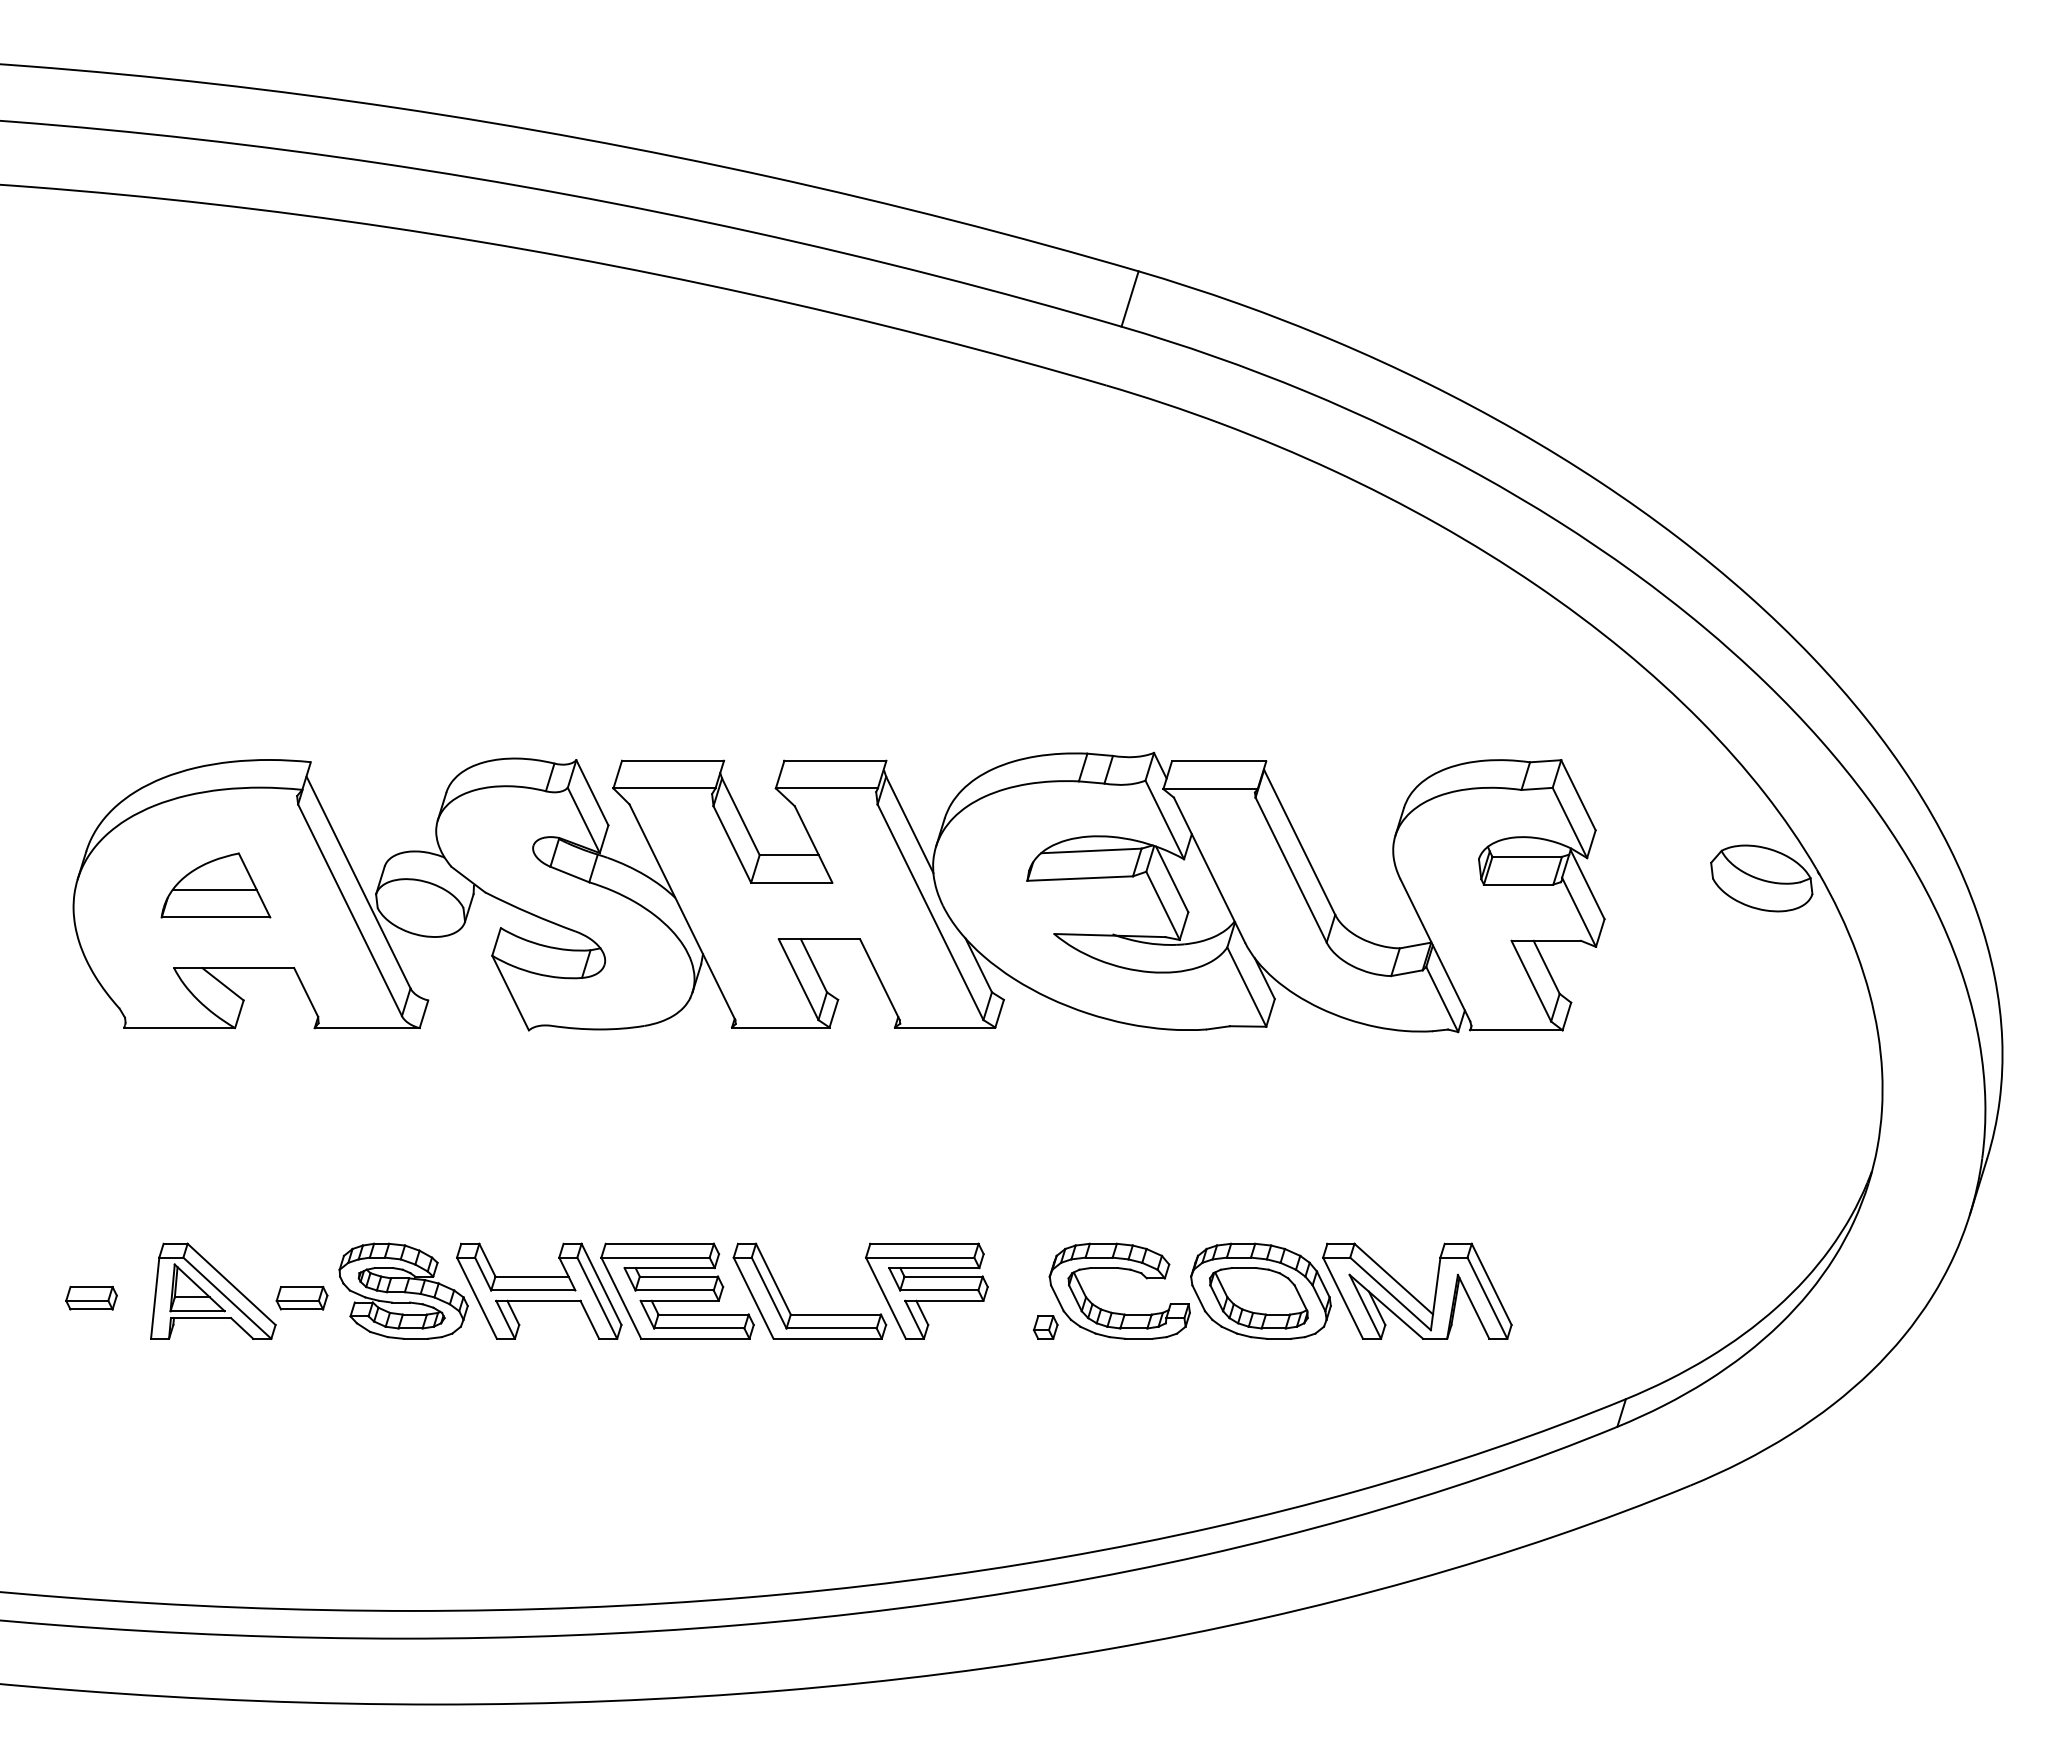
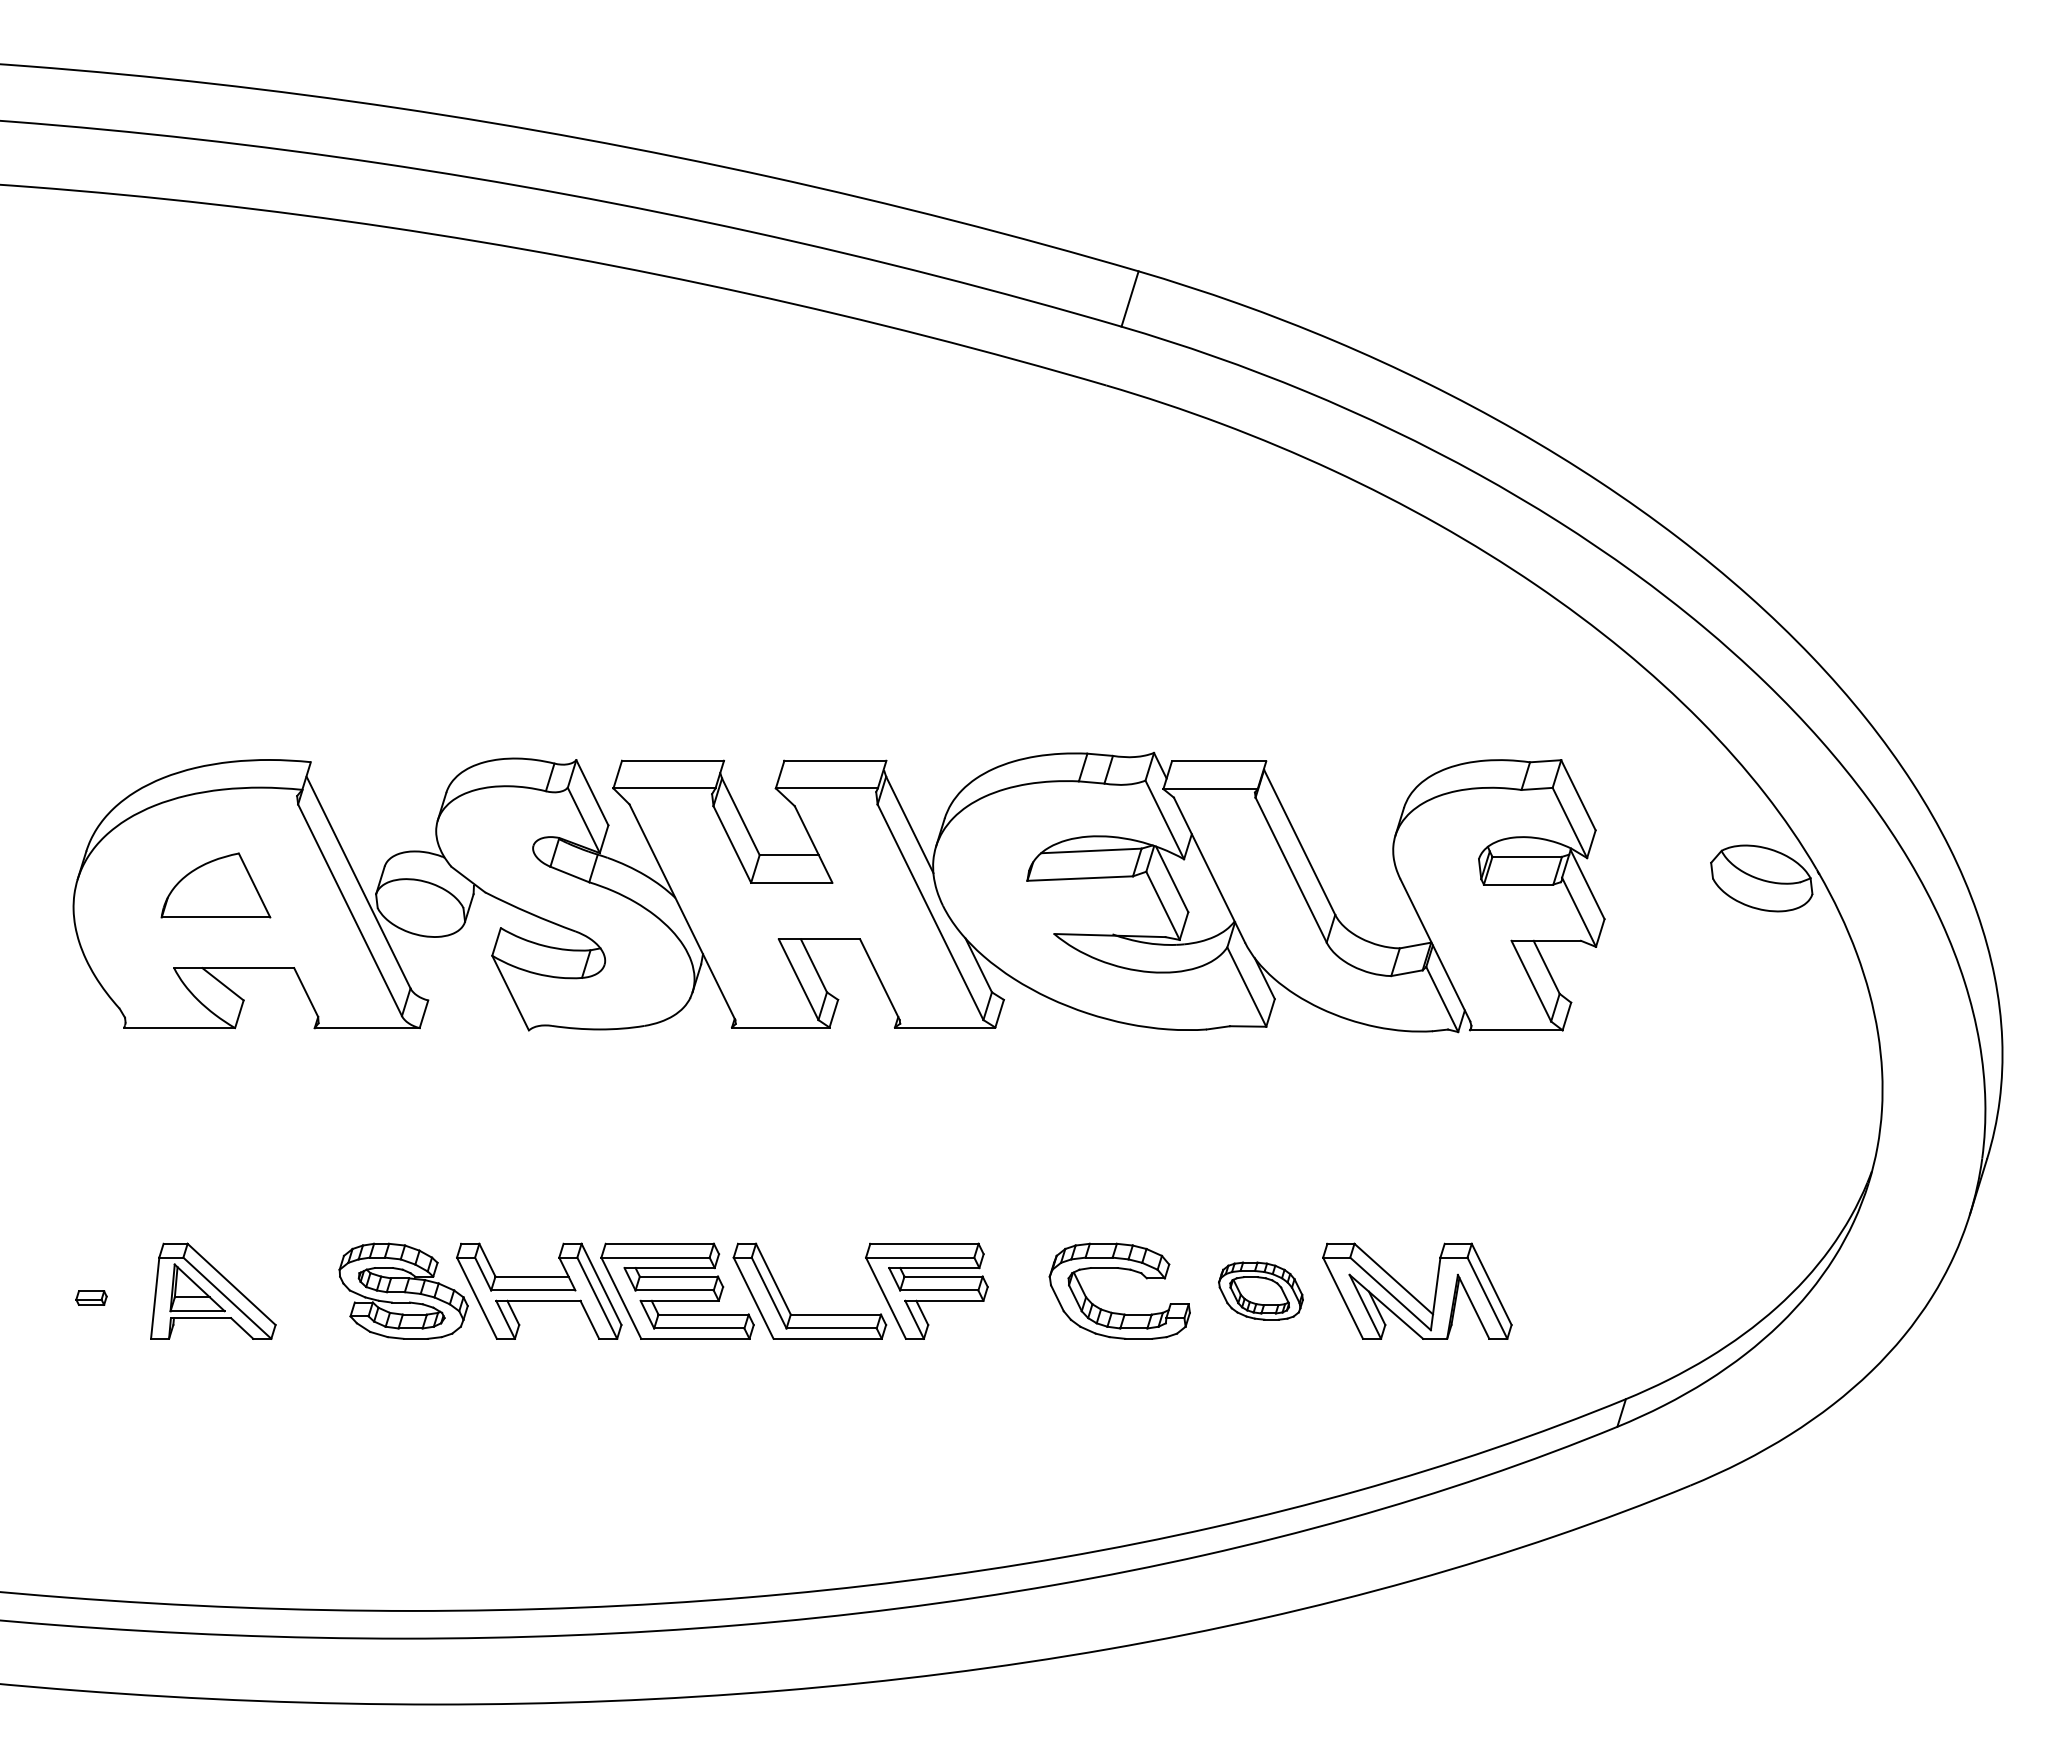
line: present -> none (214, 889)
part size: 142x98 px -> 86x60 px (1260, 1290)
part size: 53x26 px -> 33x16 px (91, 1297)
part: present -> none (301, 1298)
part: present -> none (1045, 1327)
